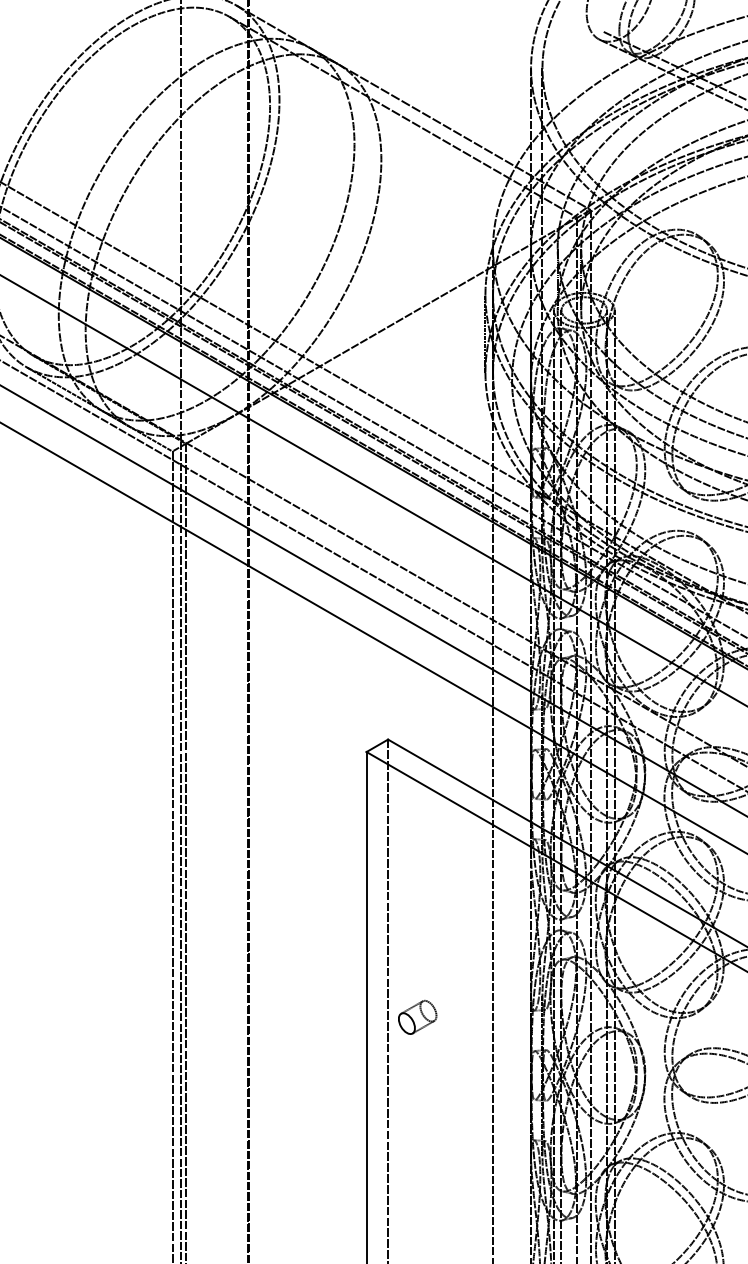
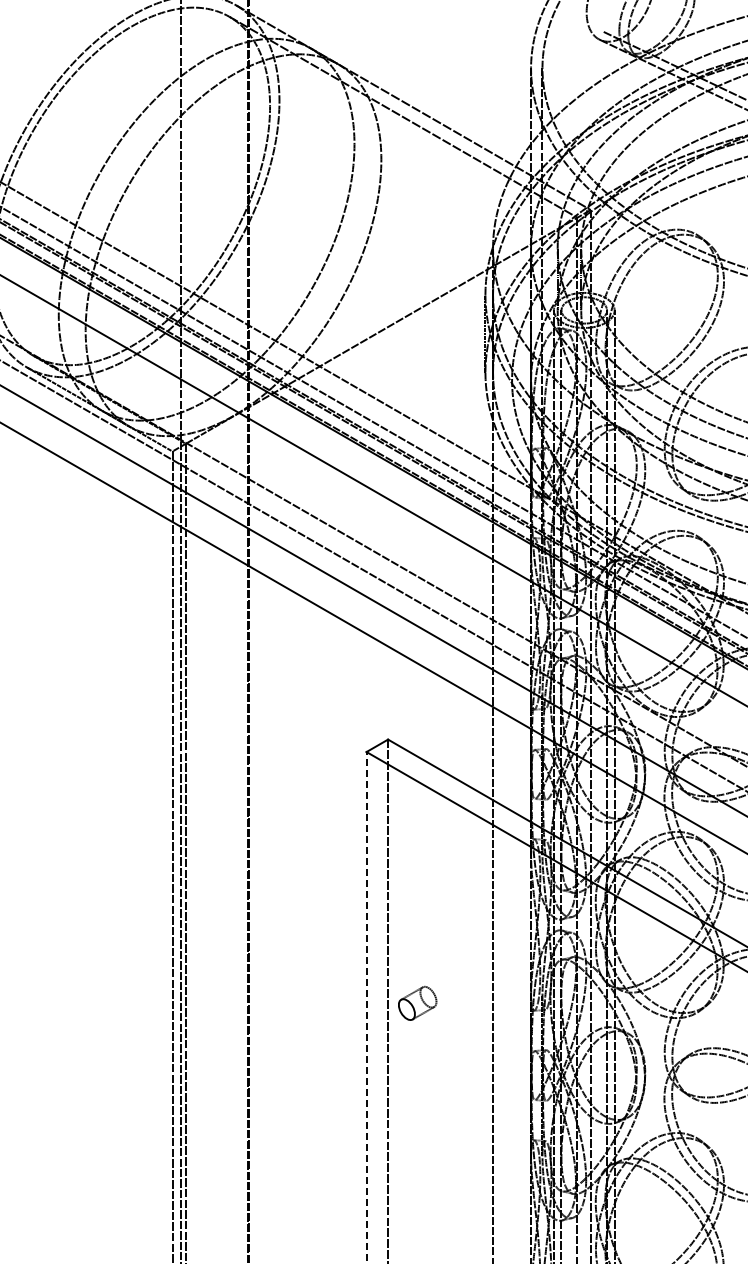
line: solid -> dashed (366, 1007)
part position: (417, 1016) -> (417, 1002) (417, 1002)
